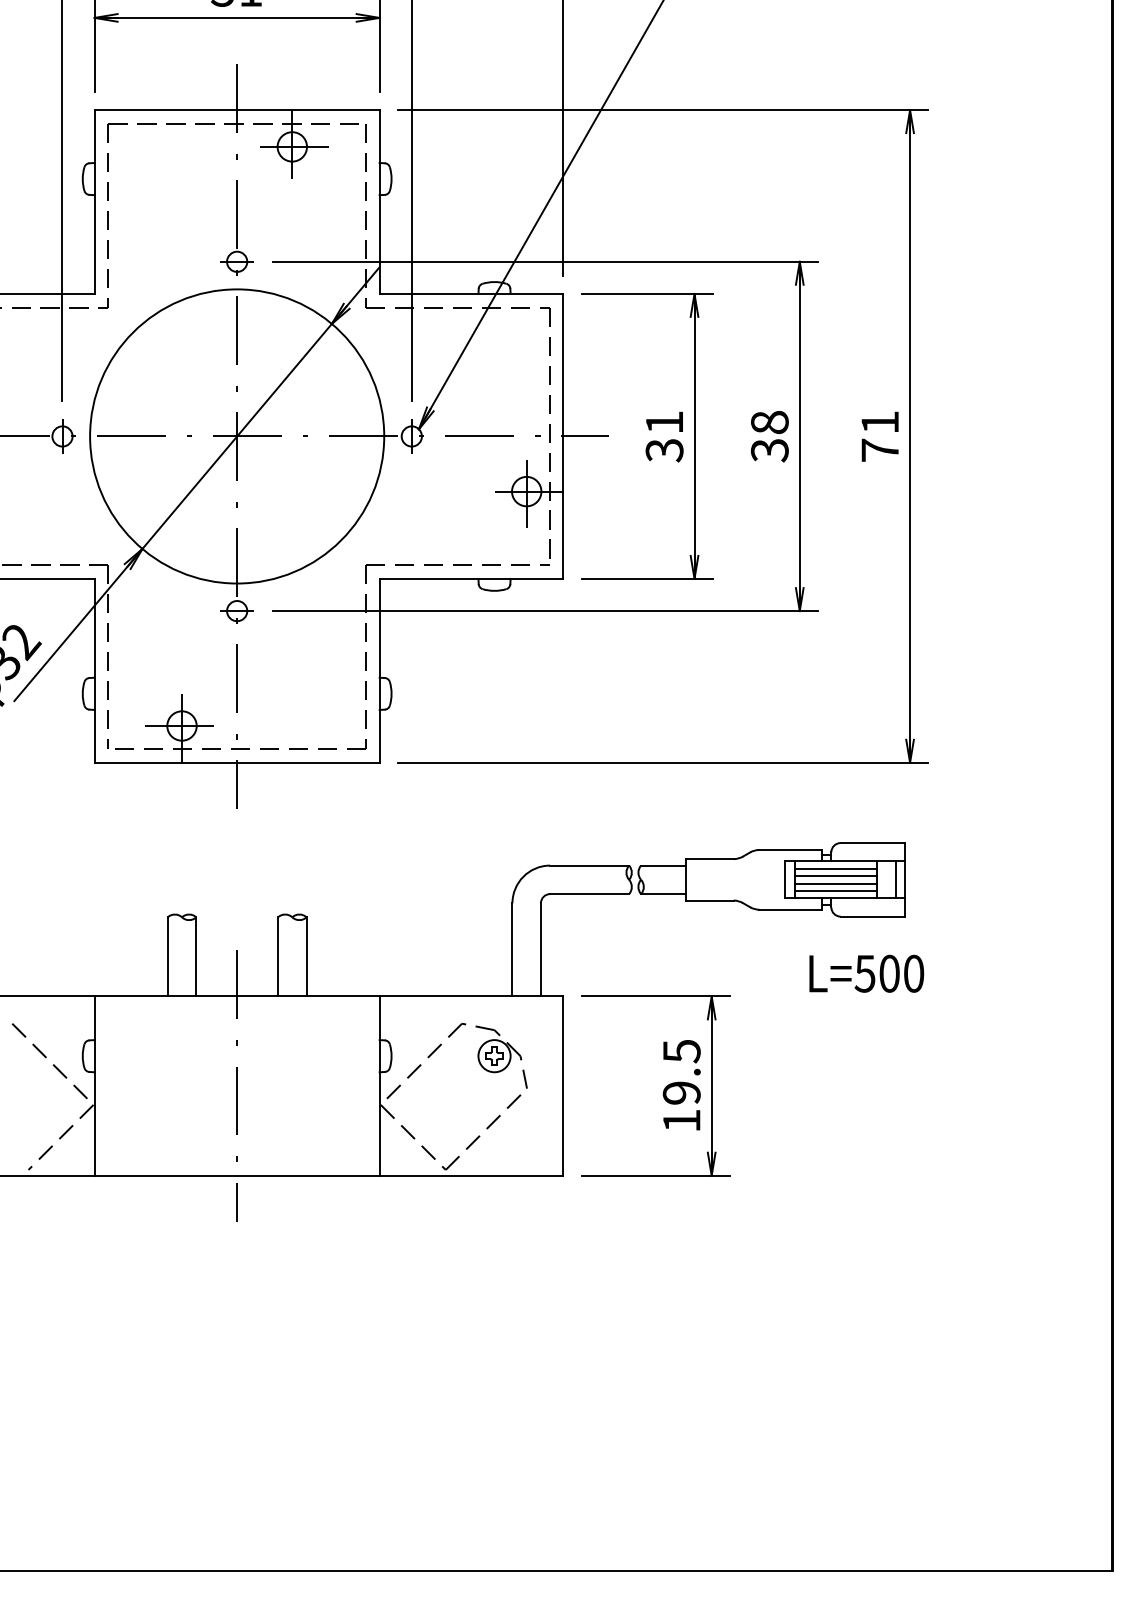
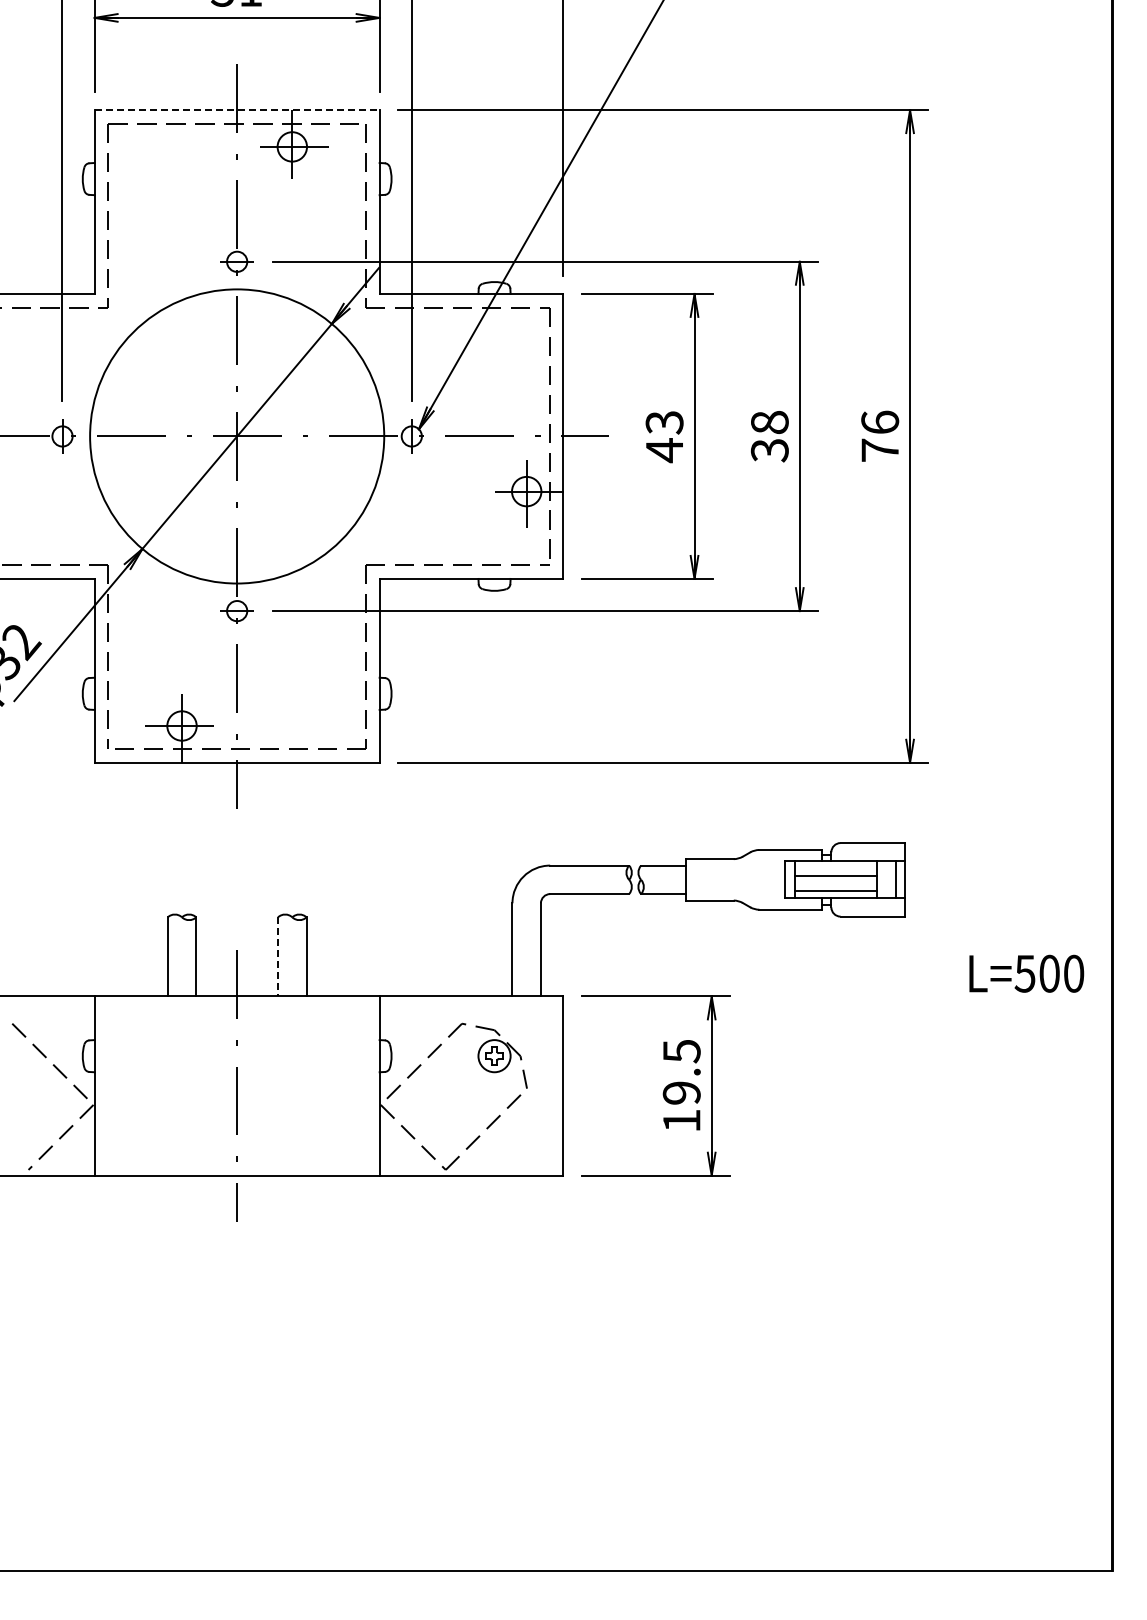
line: solid -> dashed (237, 110)
text: 71 -> 76 (880, 421)
text: 31 -> 43 (664, 437)
line: present -> none (835, 868)
line: present -> none (835, 883)
line: solid -> dashed (278, 956)
text position: (866, 973) -> (1026, 973) (1026, 973)
